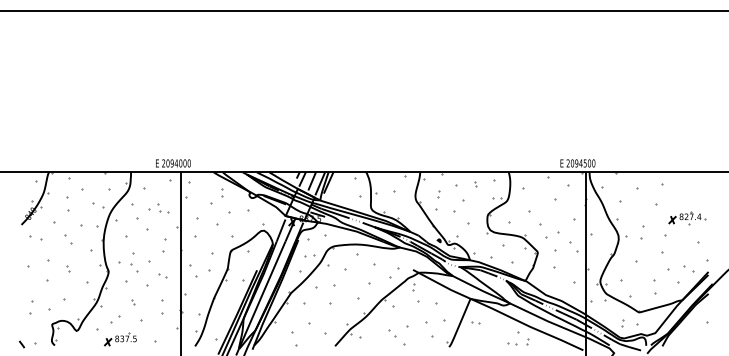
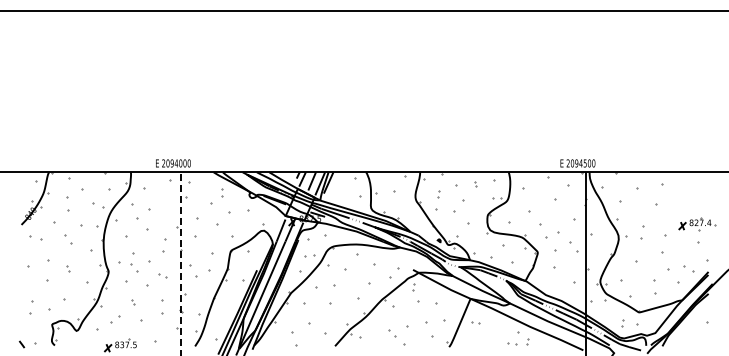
part: present -> none (163, 208)
part position: (687, 218) -> (697, 224) (697, 224)
line: solid -> dashed (181, 263)
part position: (120, 339) -> (120, 345) (120, 345)
